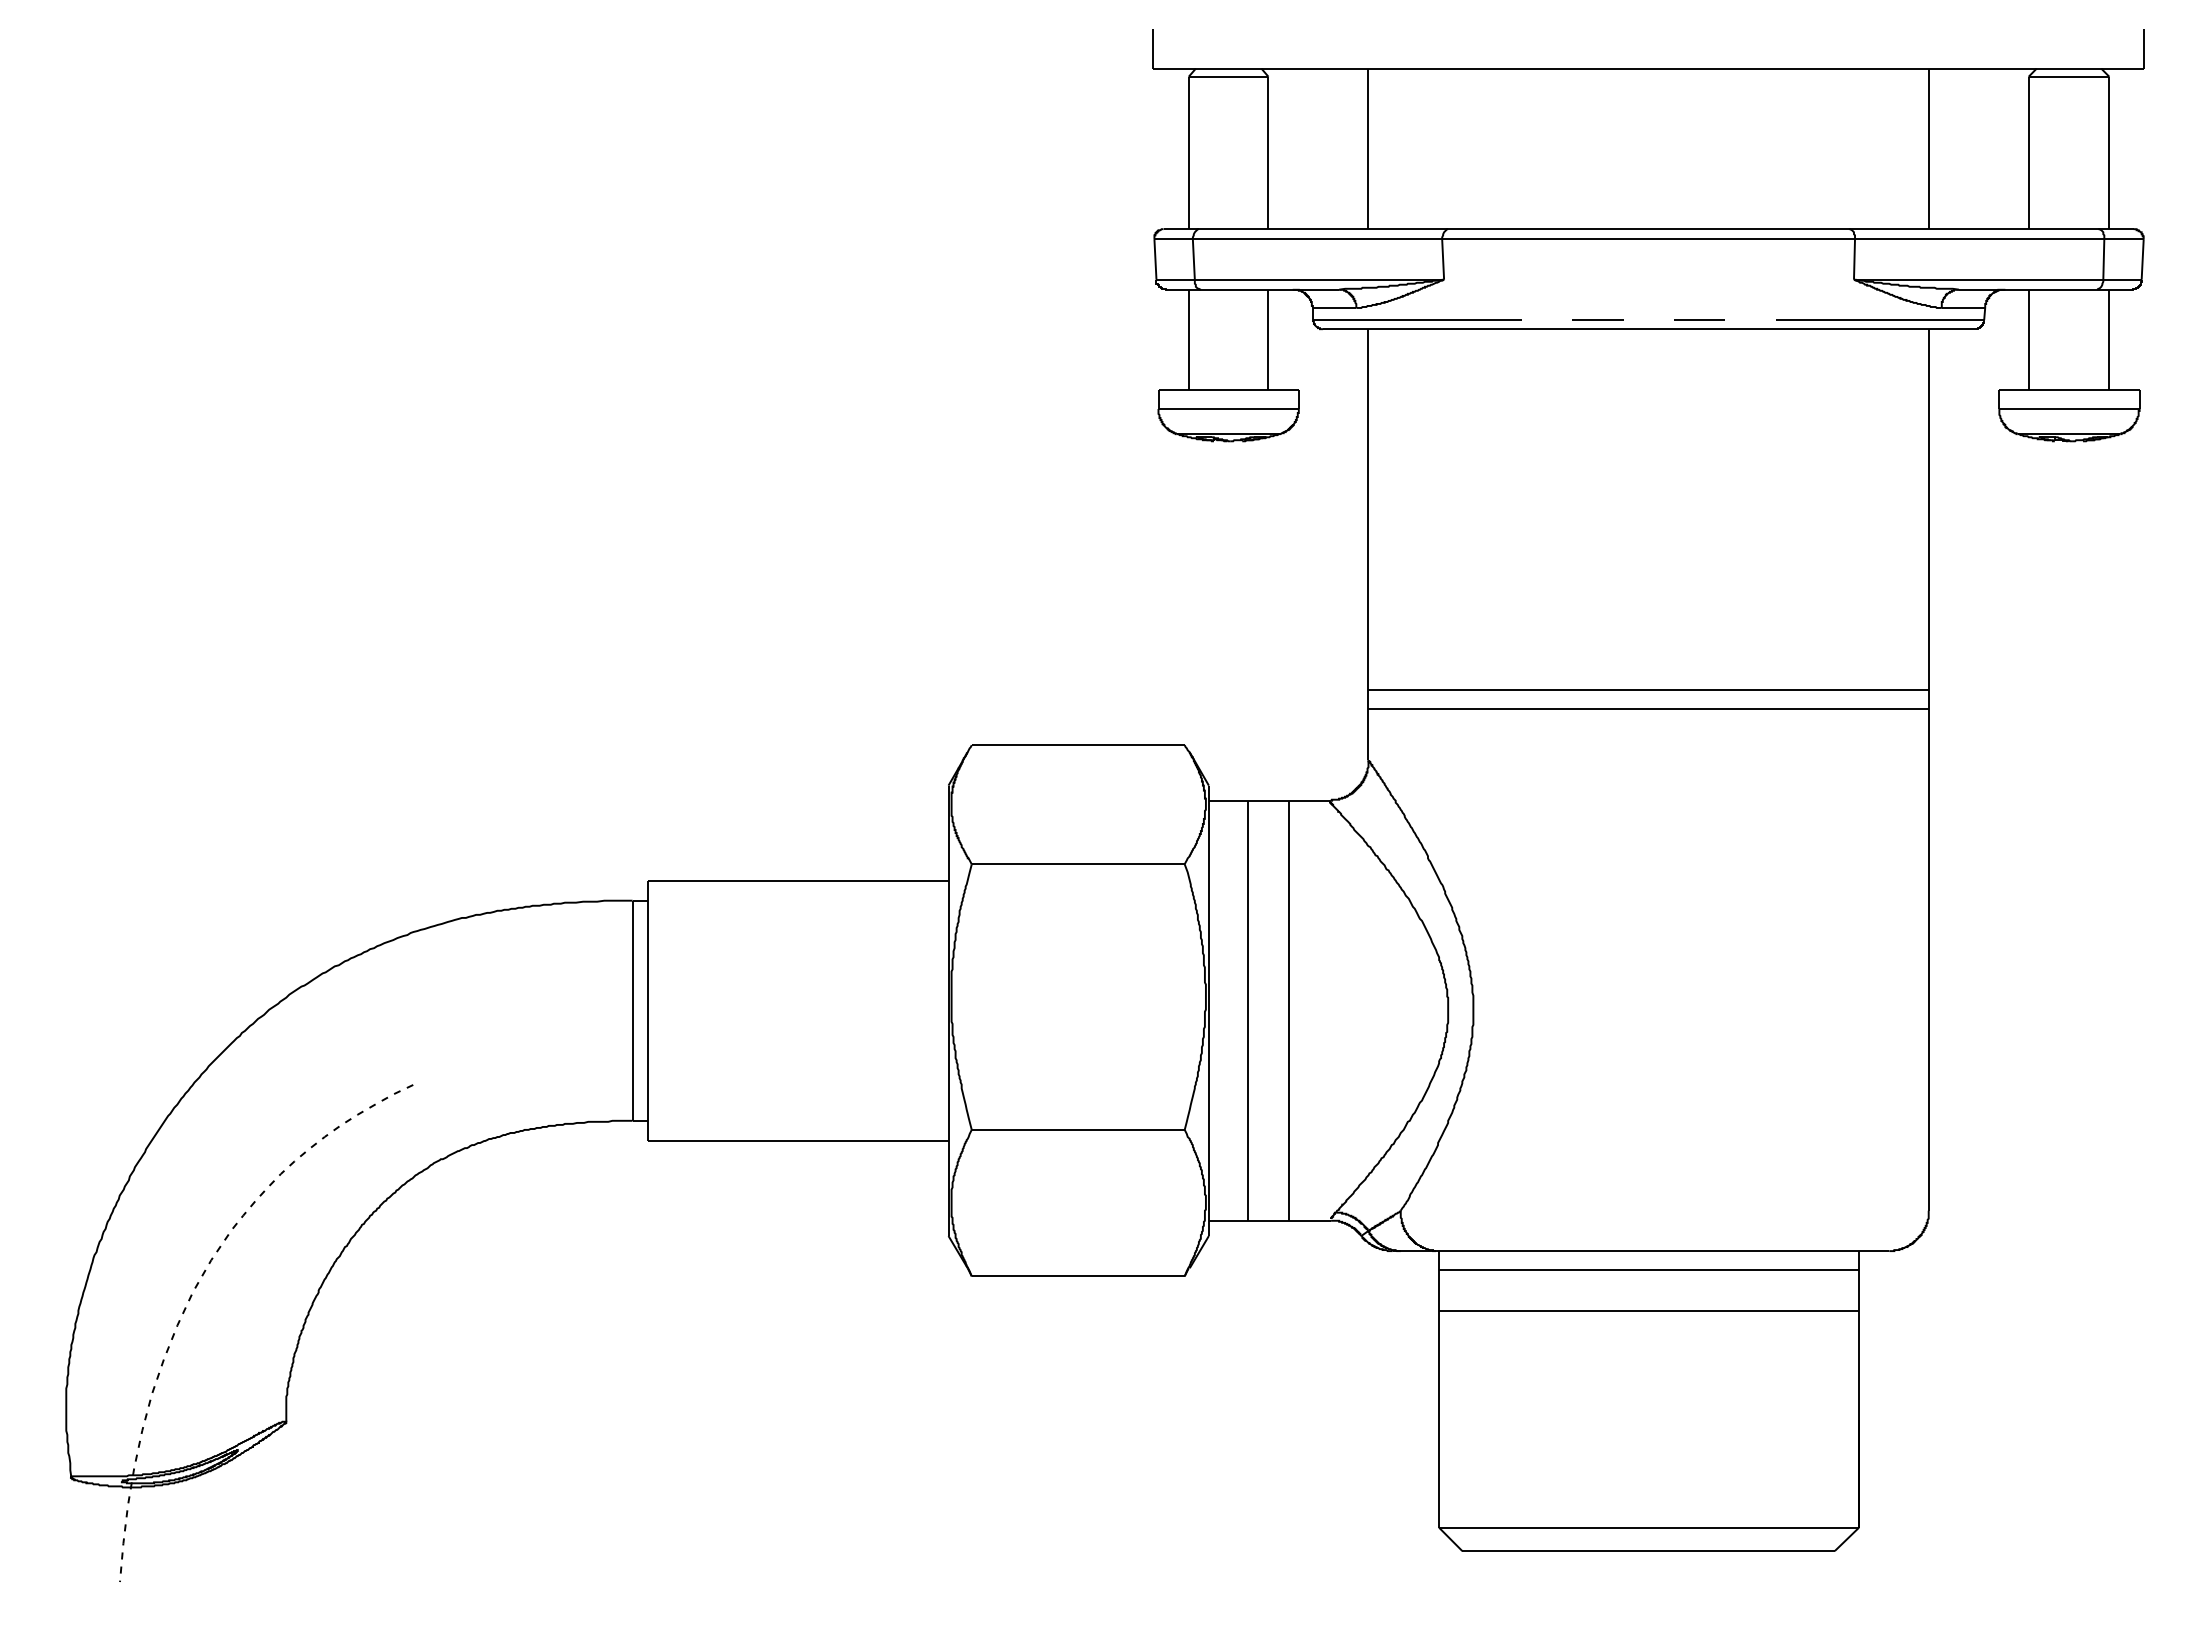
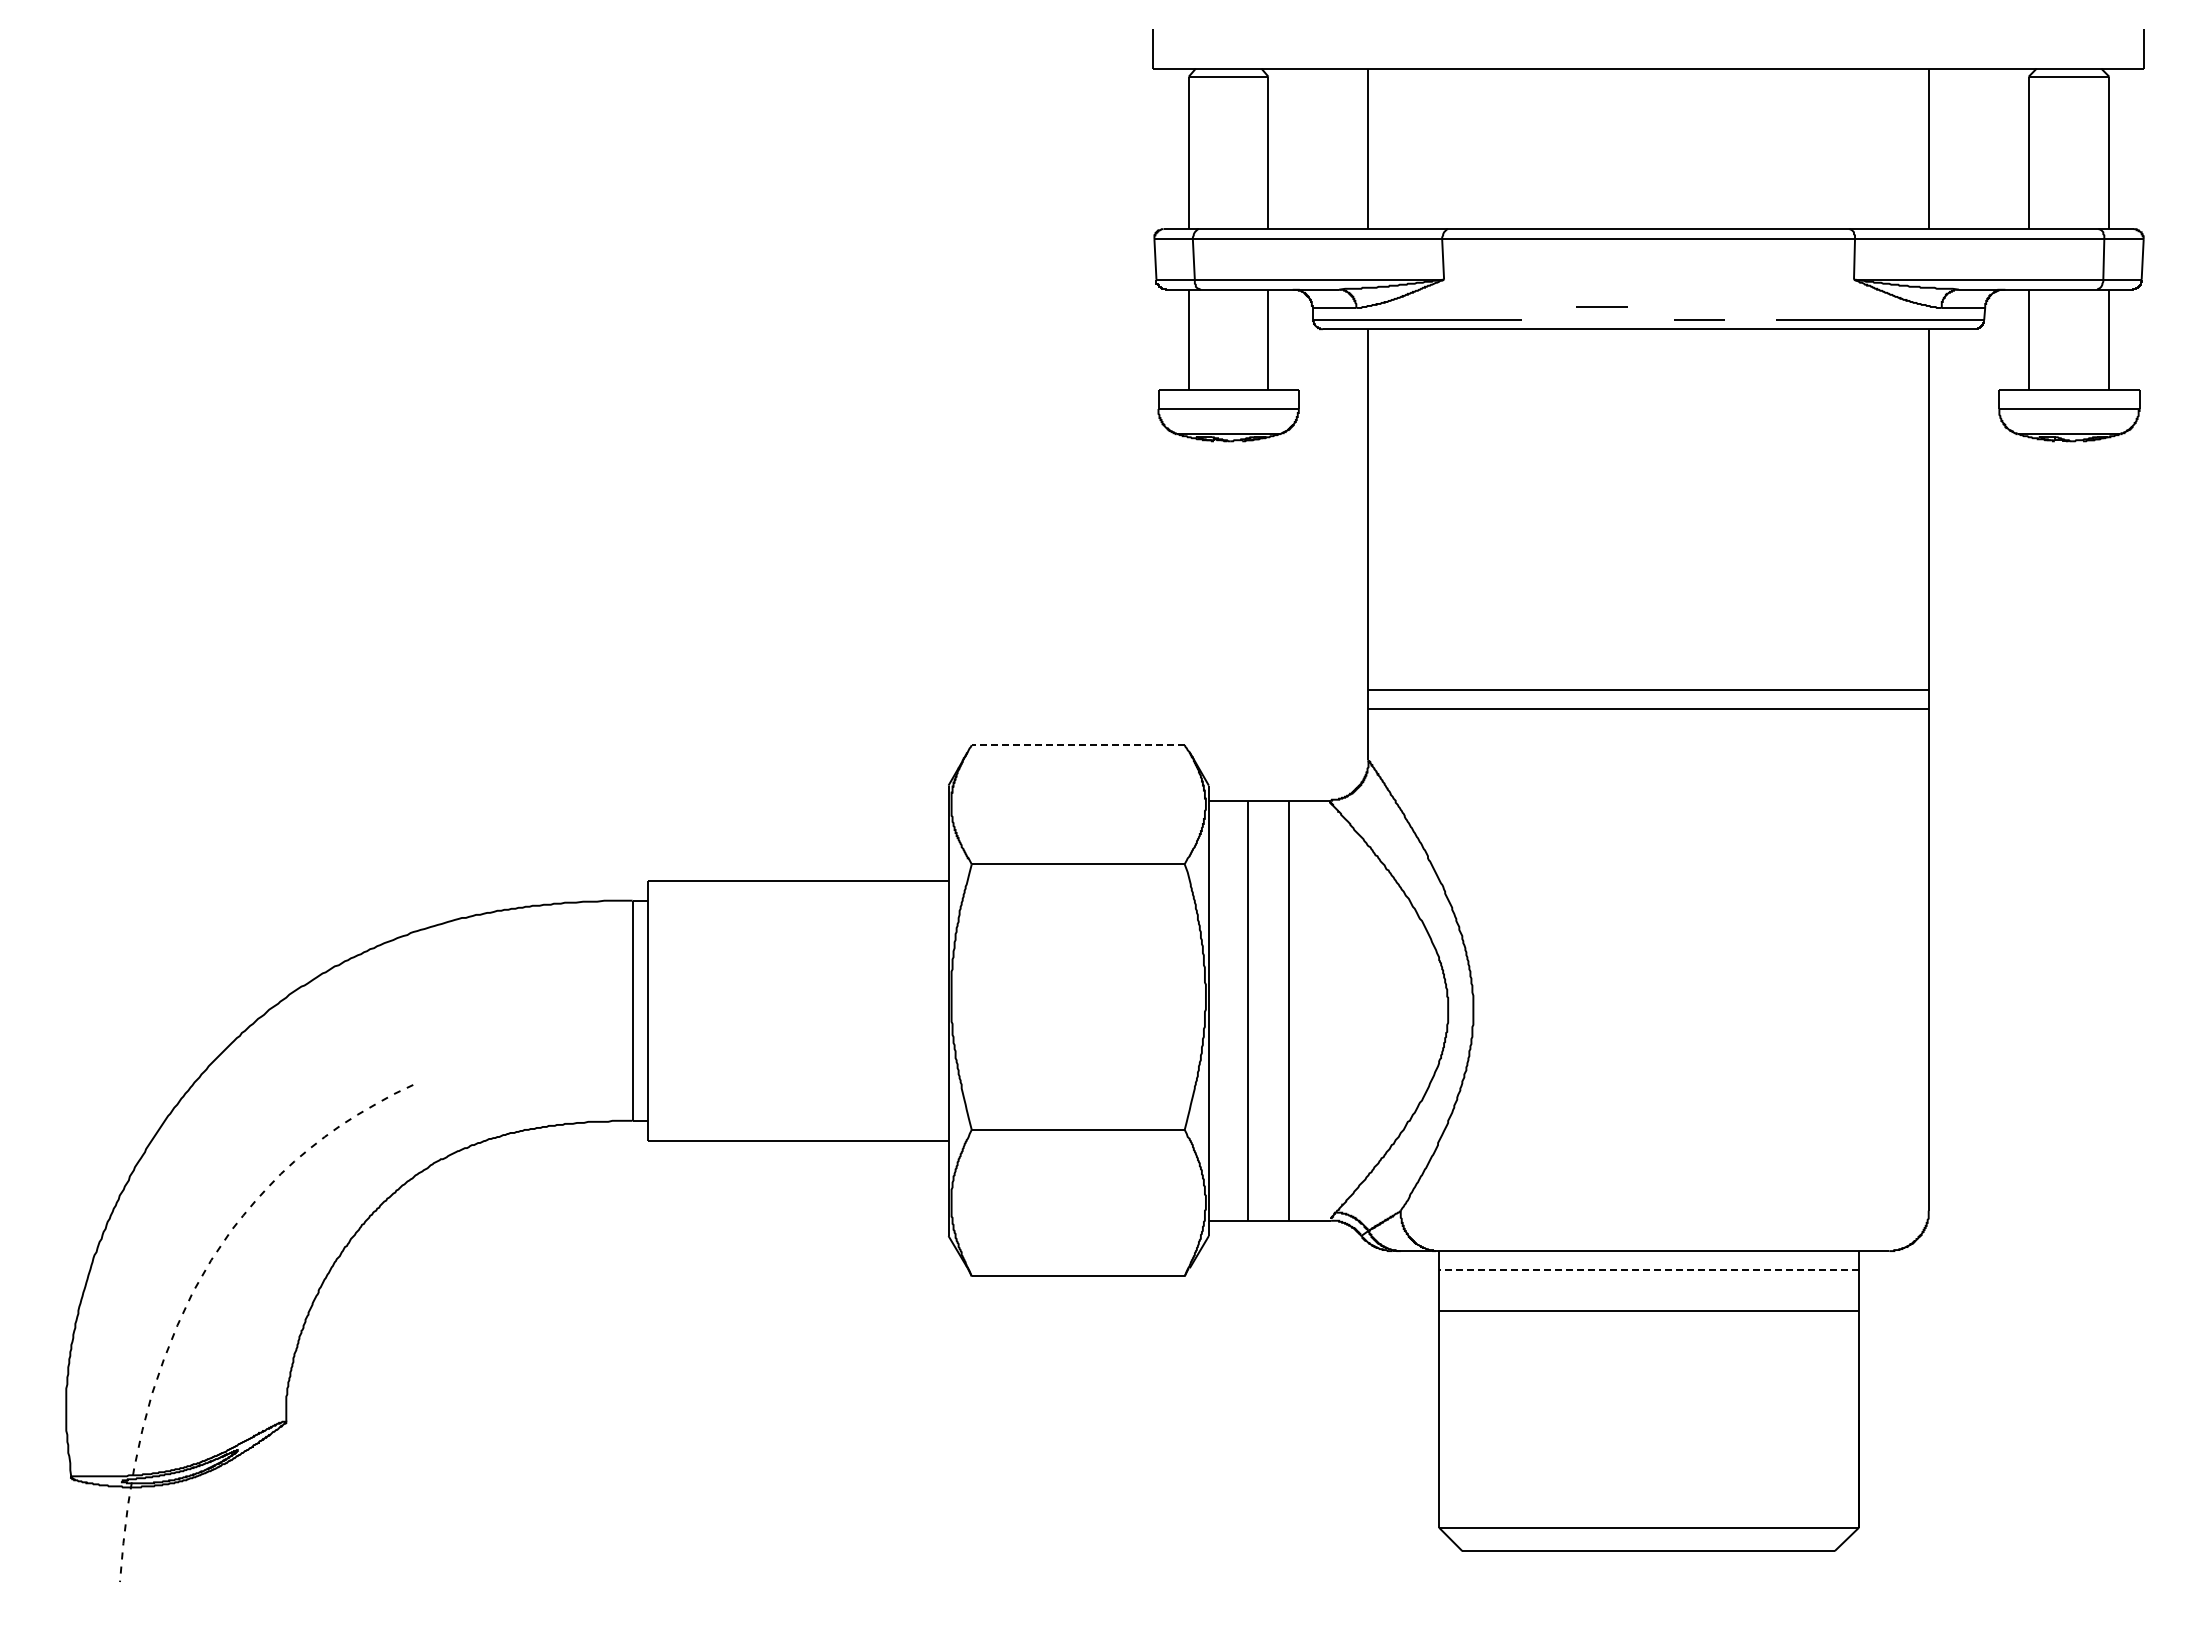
line position: (1597, 319) -> (1601, 306) (1601, 306)
line: solid -> dashed (1077, 745)
line: solid -> dashed (1649, 1270)
